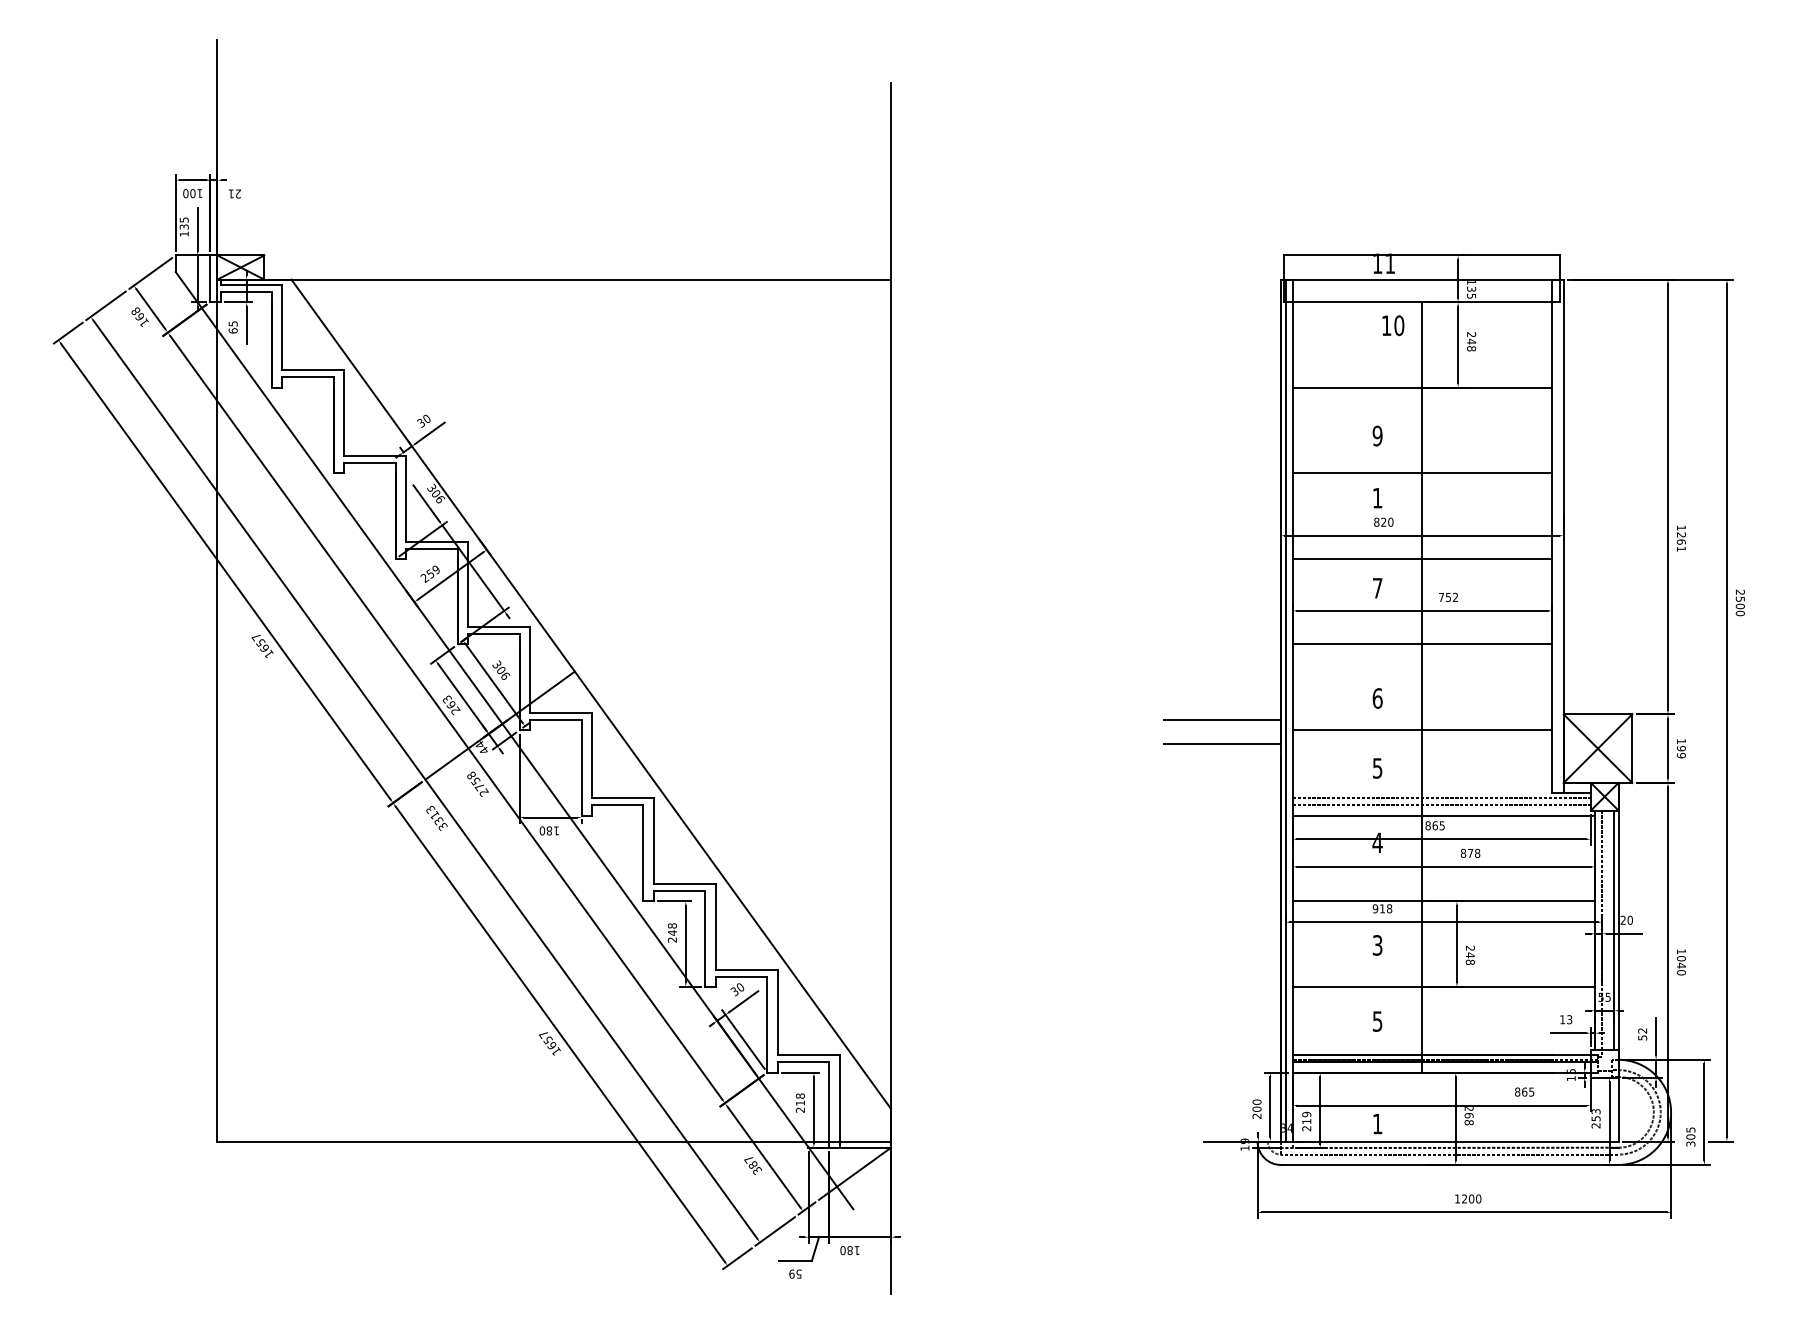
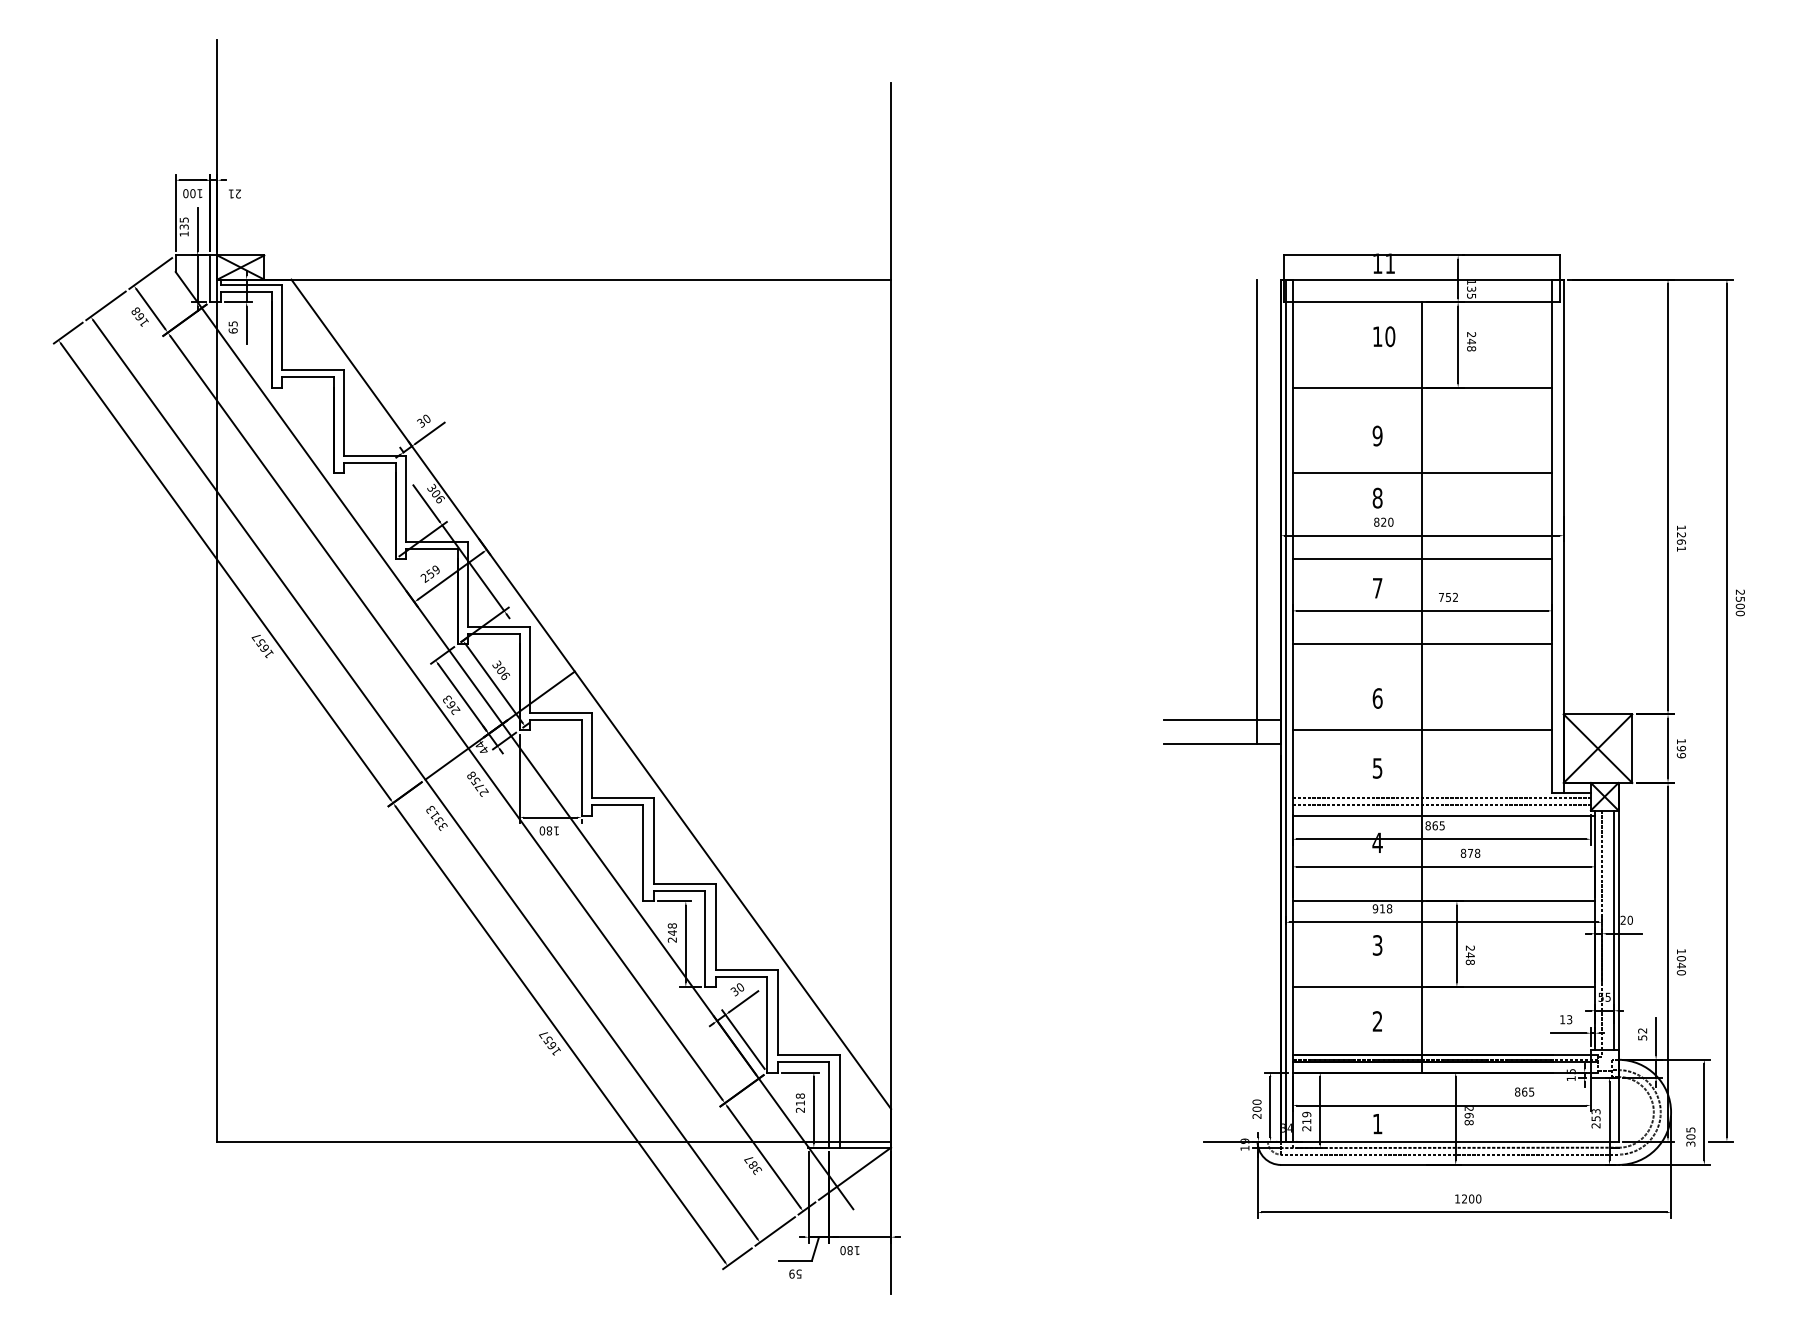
text position: (1393, 325) -> (1384, 336) (1384, 336)
text: 1 -> 8 (1377, 497)
line: none -> present (1256, 511)
text: 5 -> 2 (1377, 1021)
